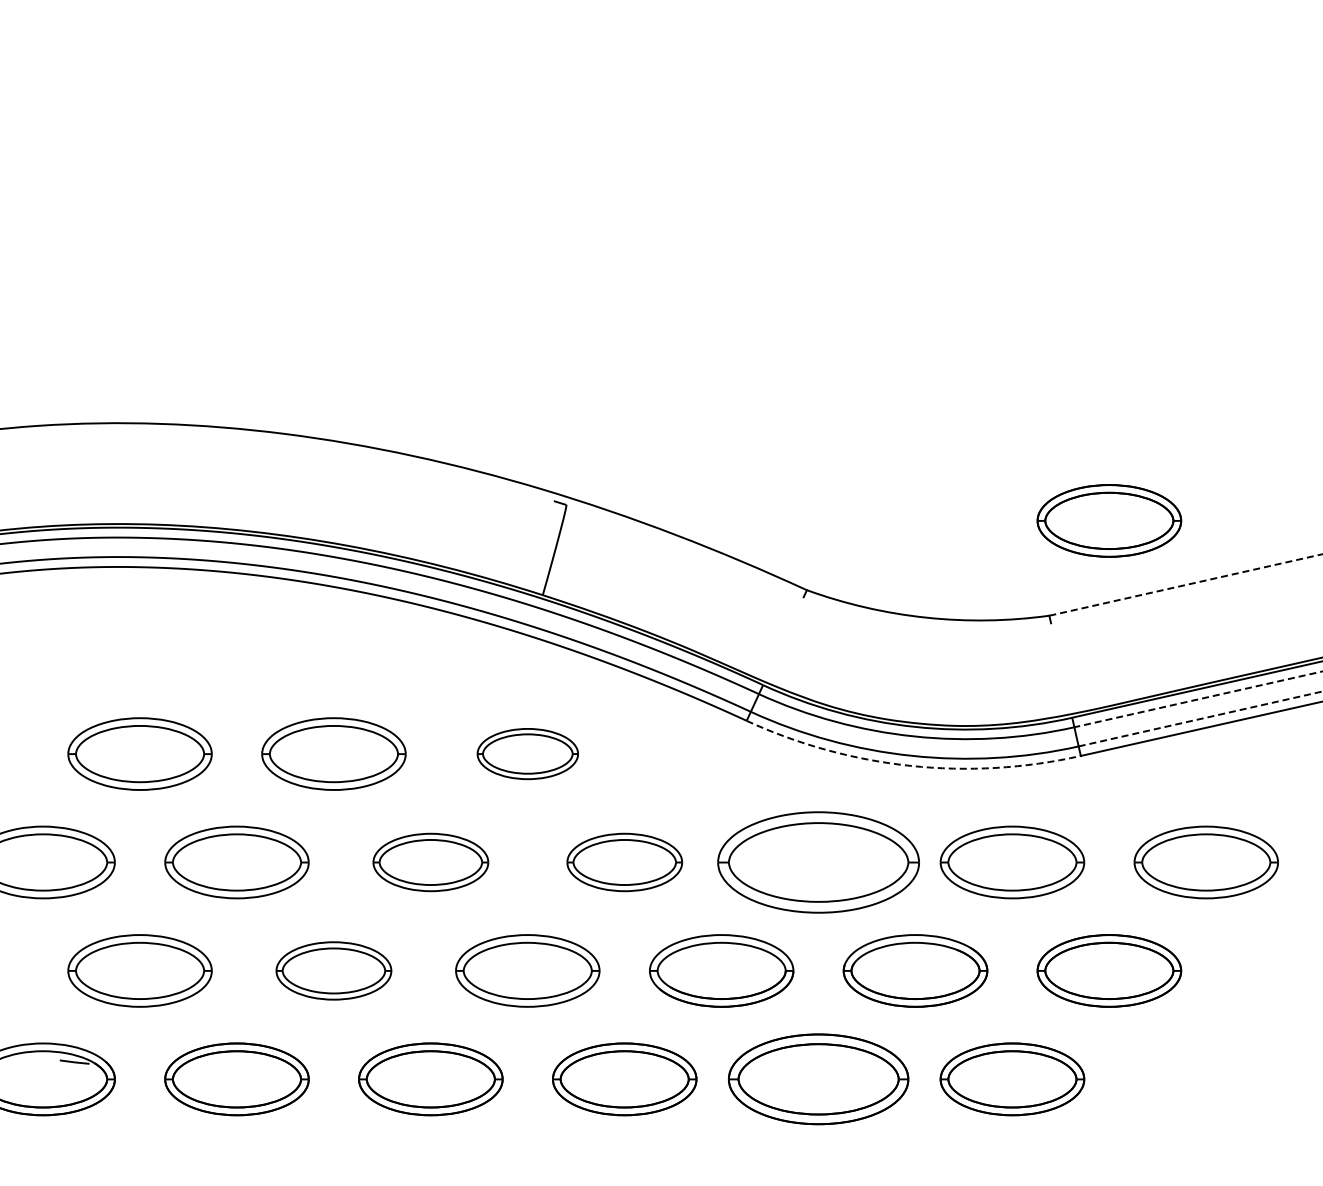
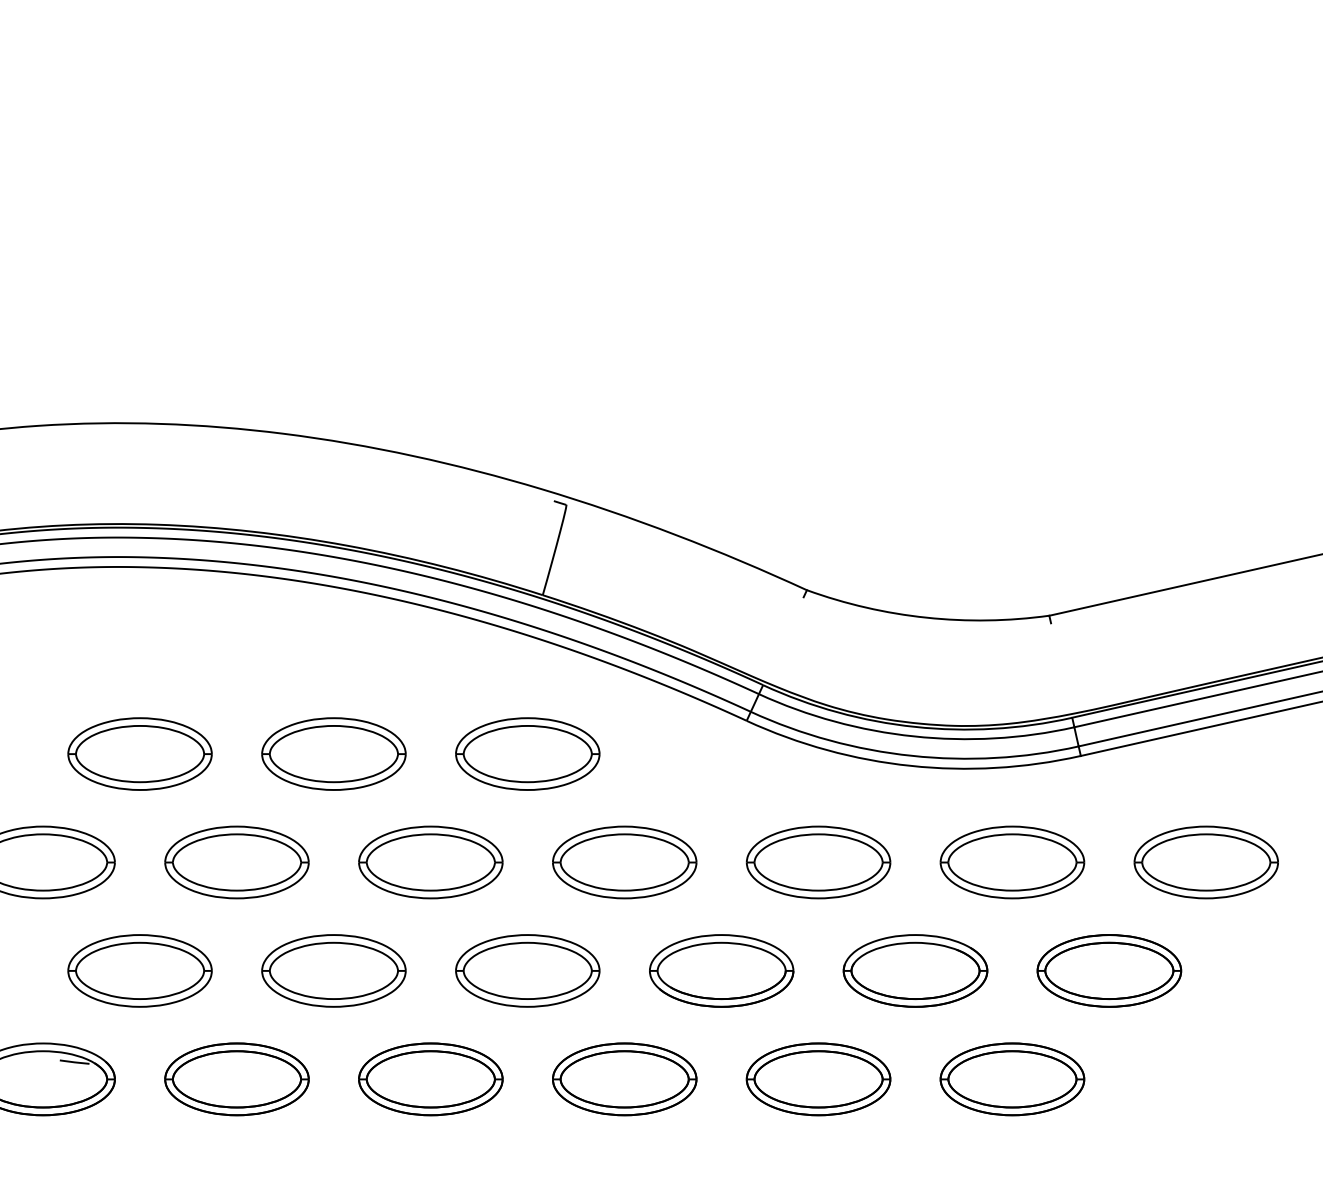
part: present -> none (1109, 520)
line: dashed -> solid (1186, 584)
line: dashed -> solid (1198, 699)
line: dashed -> solid (1200, 718)
part size: 103x53 px -> 146x74 px (527, 753)
arc: dashed -> solid (910, 765)
part size: 118x61 px -> 146x75 px (430, 862)
part size: 118x61 px -> 146x75 px (624, 862)
part size: 203x103 px -> 147x75 px (818, 862)
part size: 118x60 px -> 146x74 px (333, 970)
part size: 183x93 px -> 147x75 px (818, 1079)
